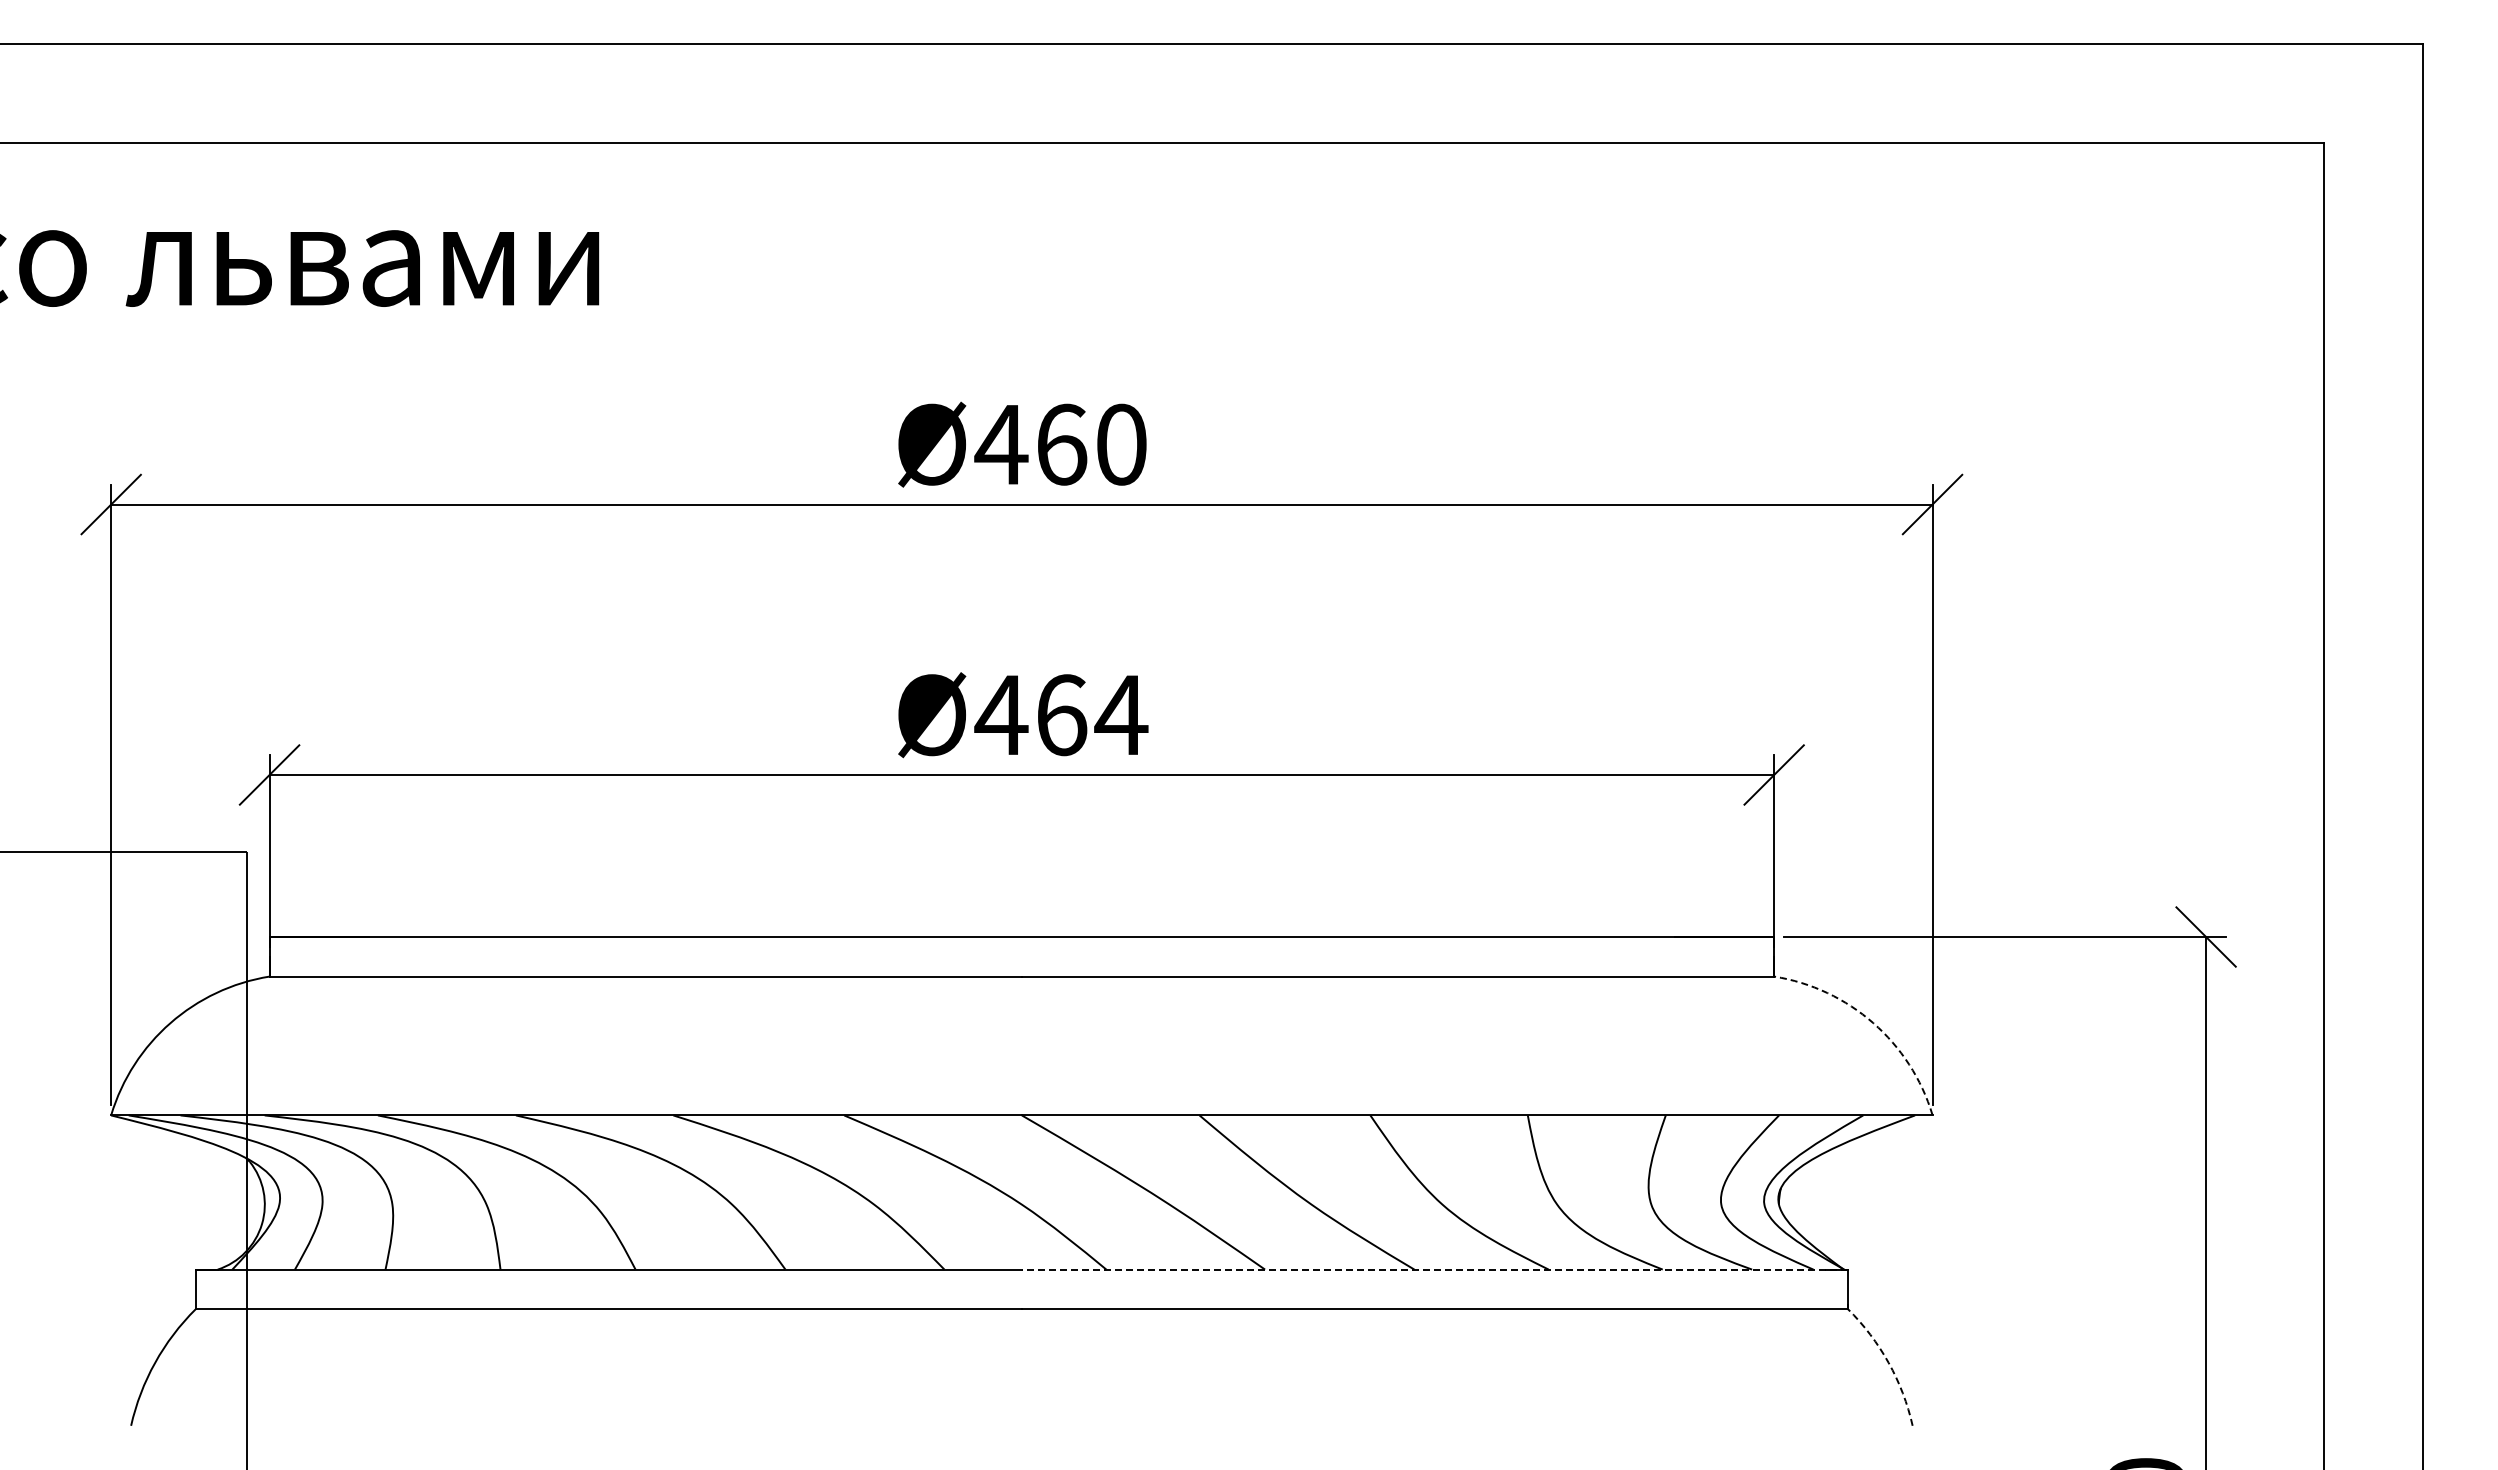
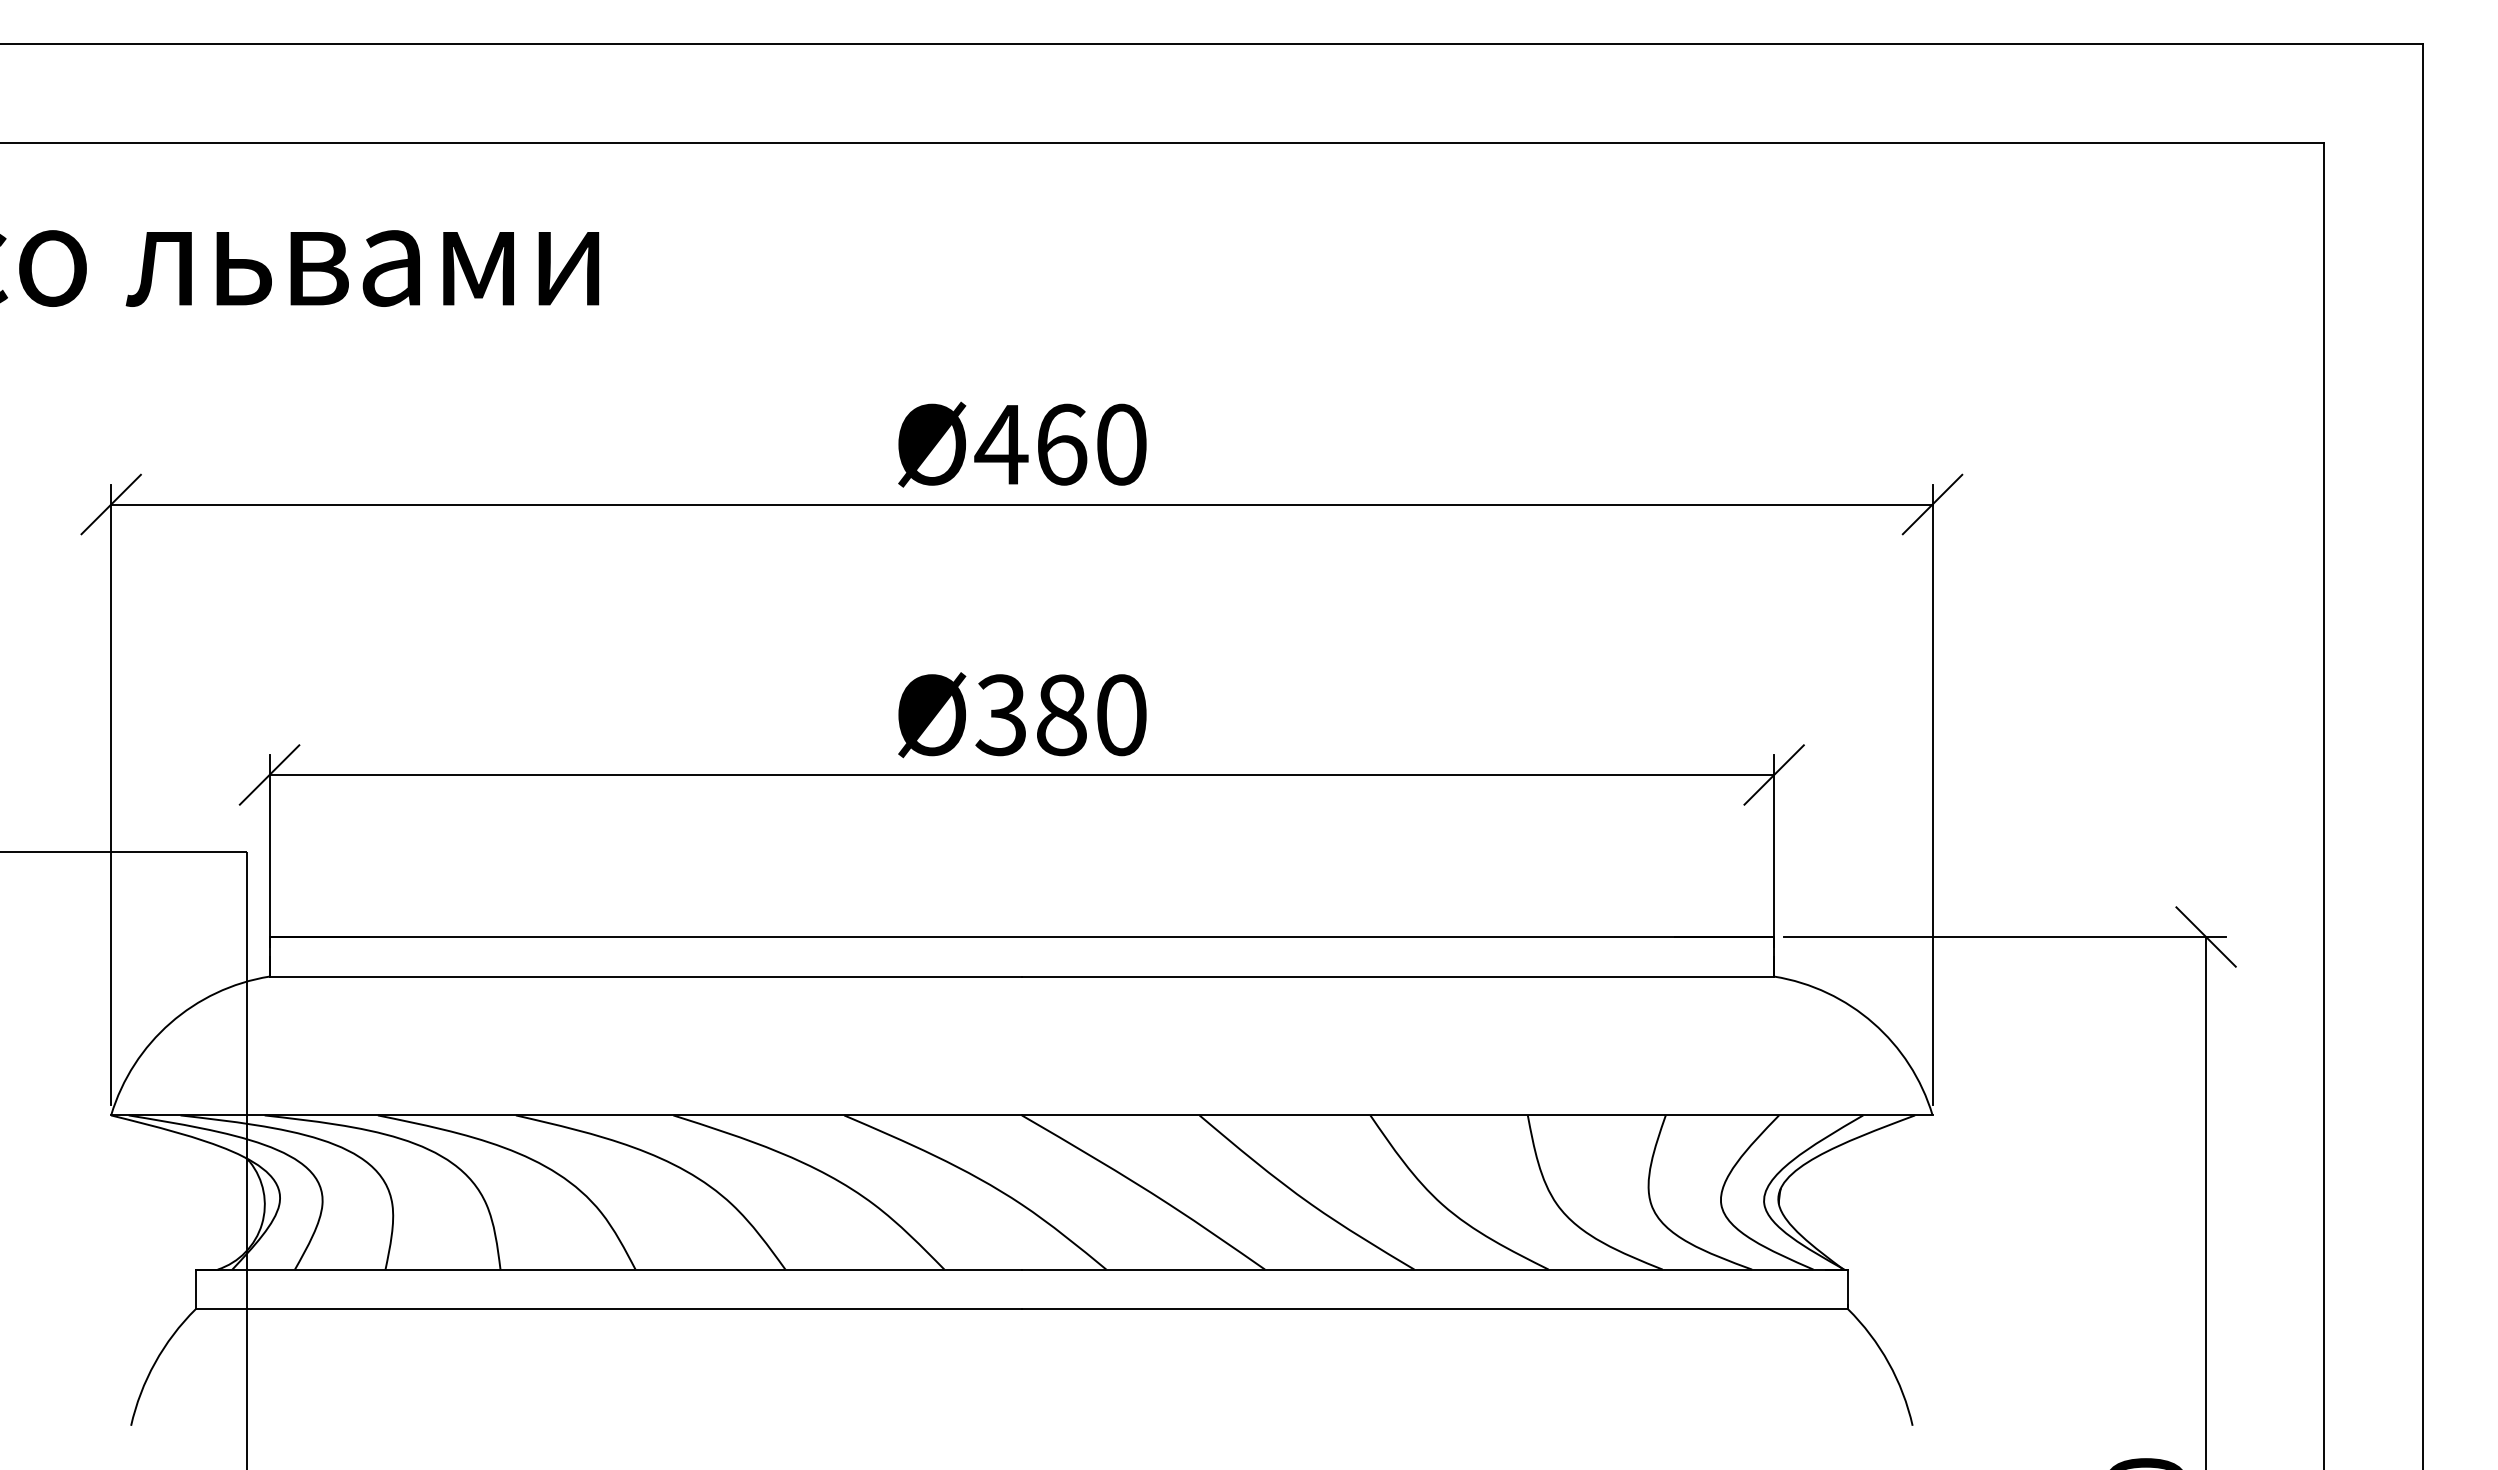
text: Ø464 -> Ø380 (1061, 715)
arc: dashed -> solid (1873, 1023)
line: dashed -> solid (1434, 1269)
arc: dashed -> solid (1888, 1362)
